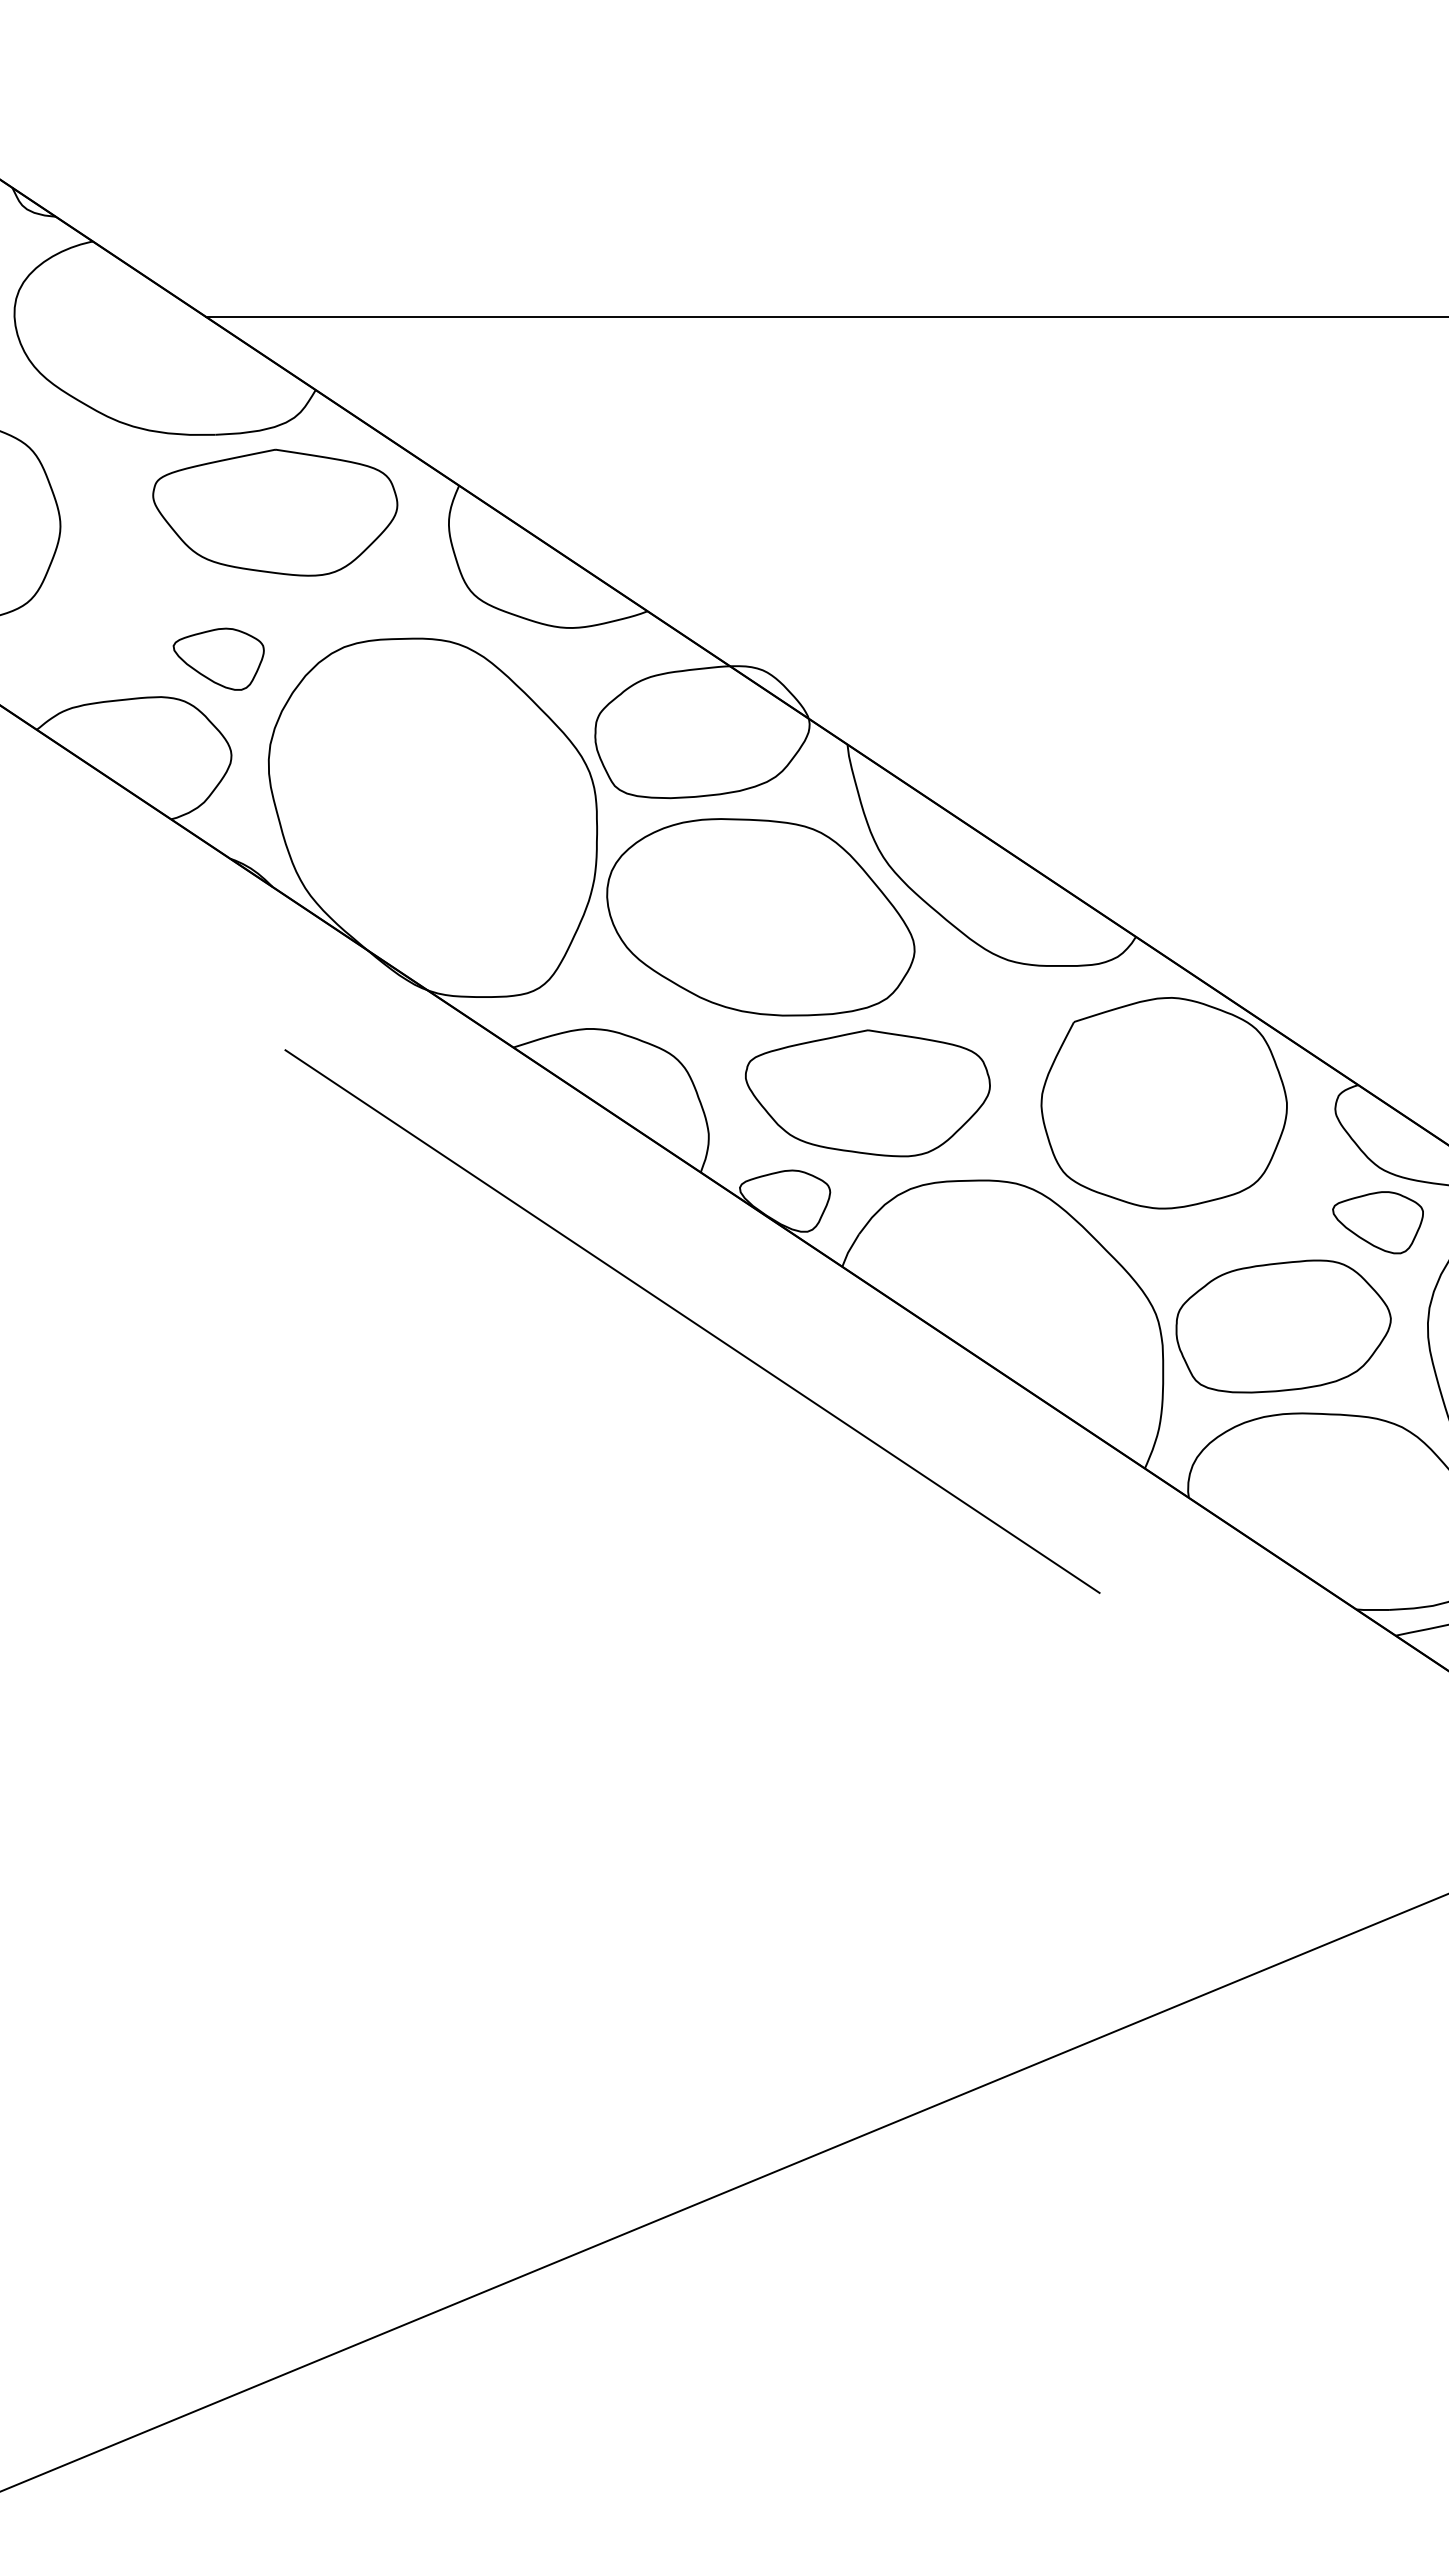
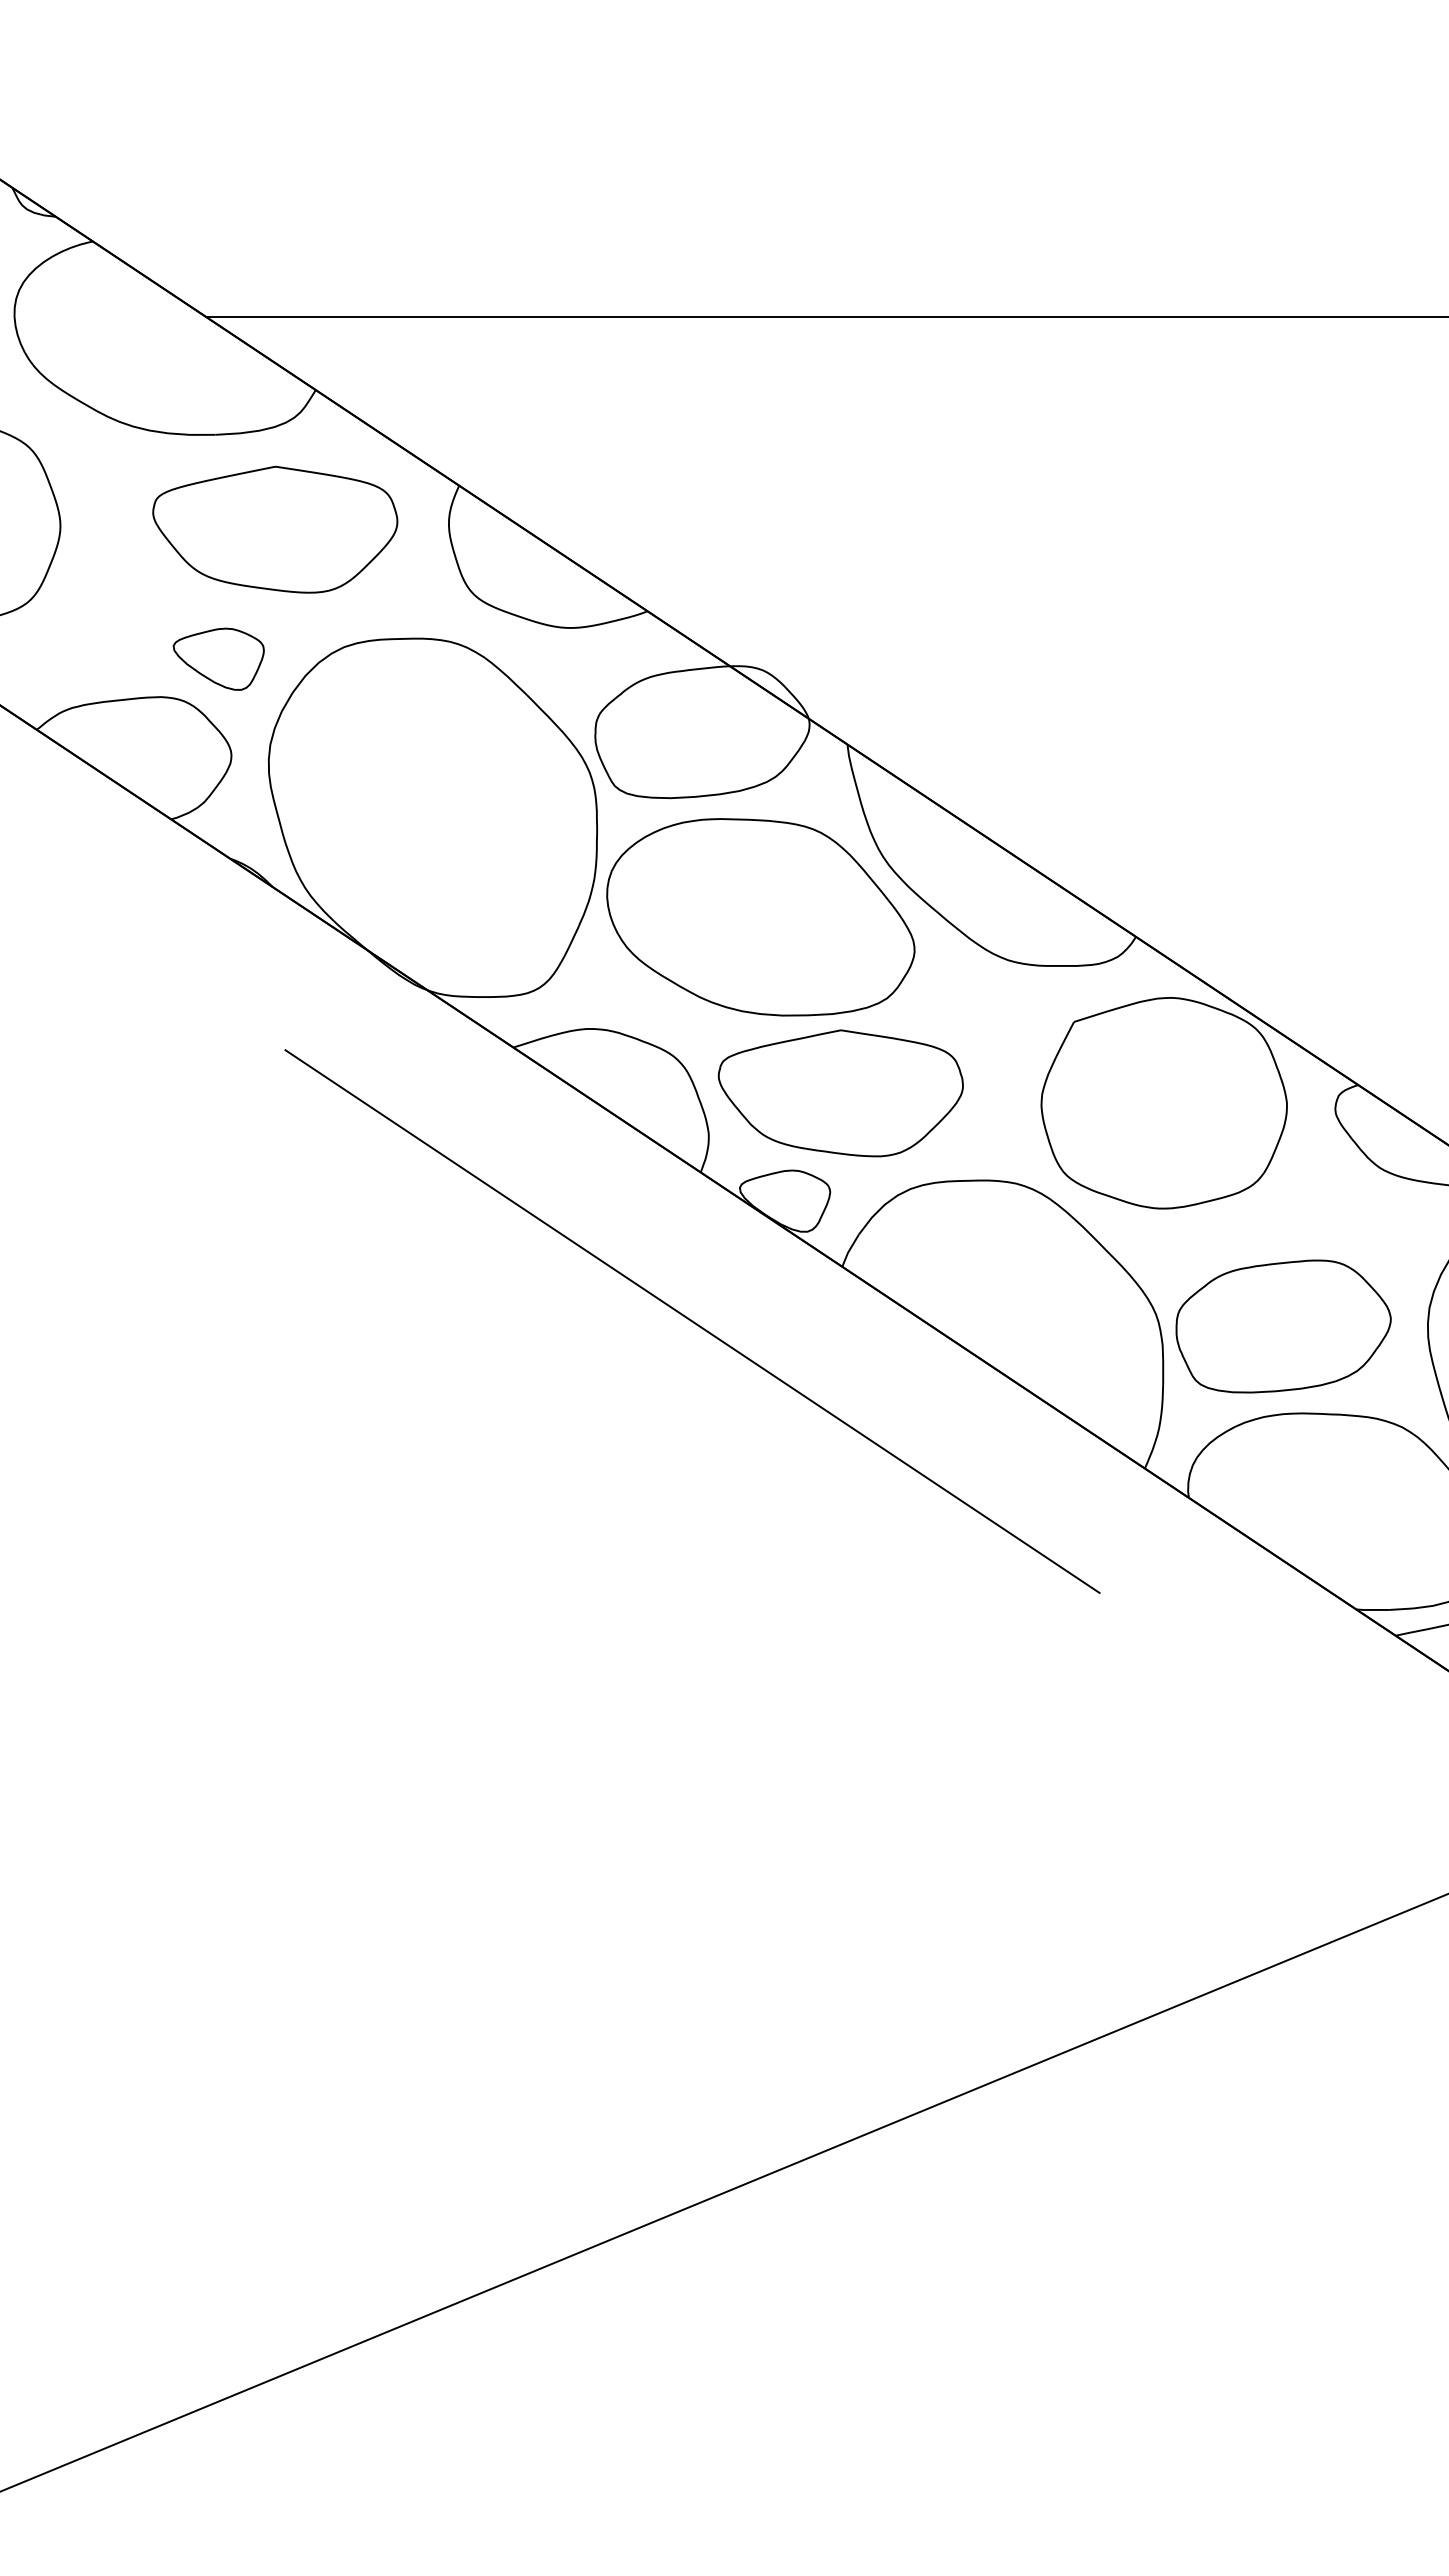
part position: (275, 512) -> (275, 529) (275, 529)
part position: (867, 1093) -> (840, 1093) (840, 1093)
part: present -> none (1377, 1222)
